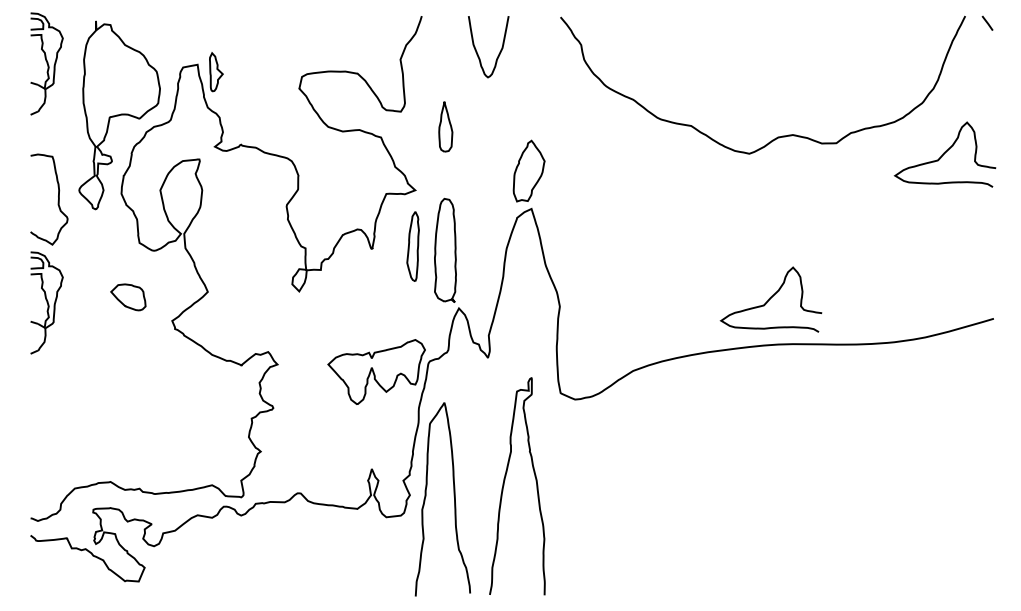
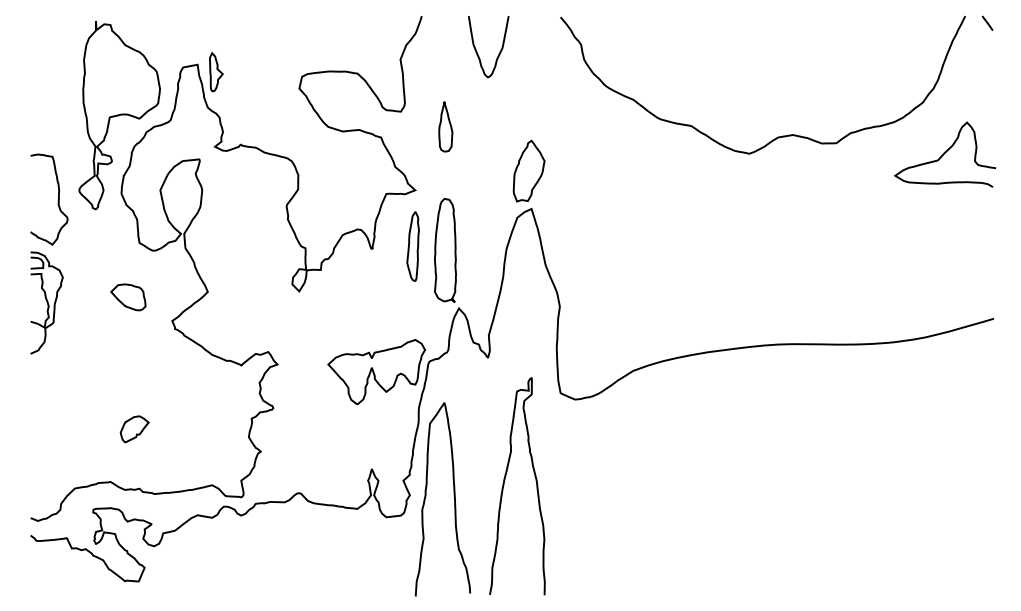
part: present -> none (46, 63)
curve: present -> none (770, 299)
part: none -> present (134, 429)
